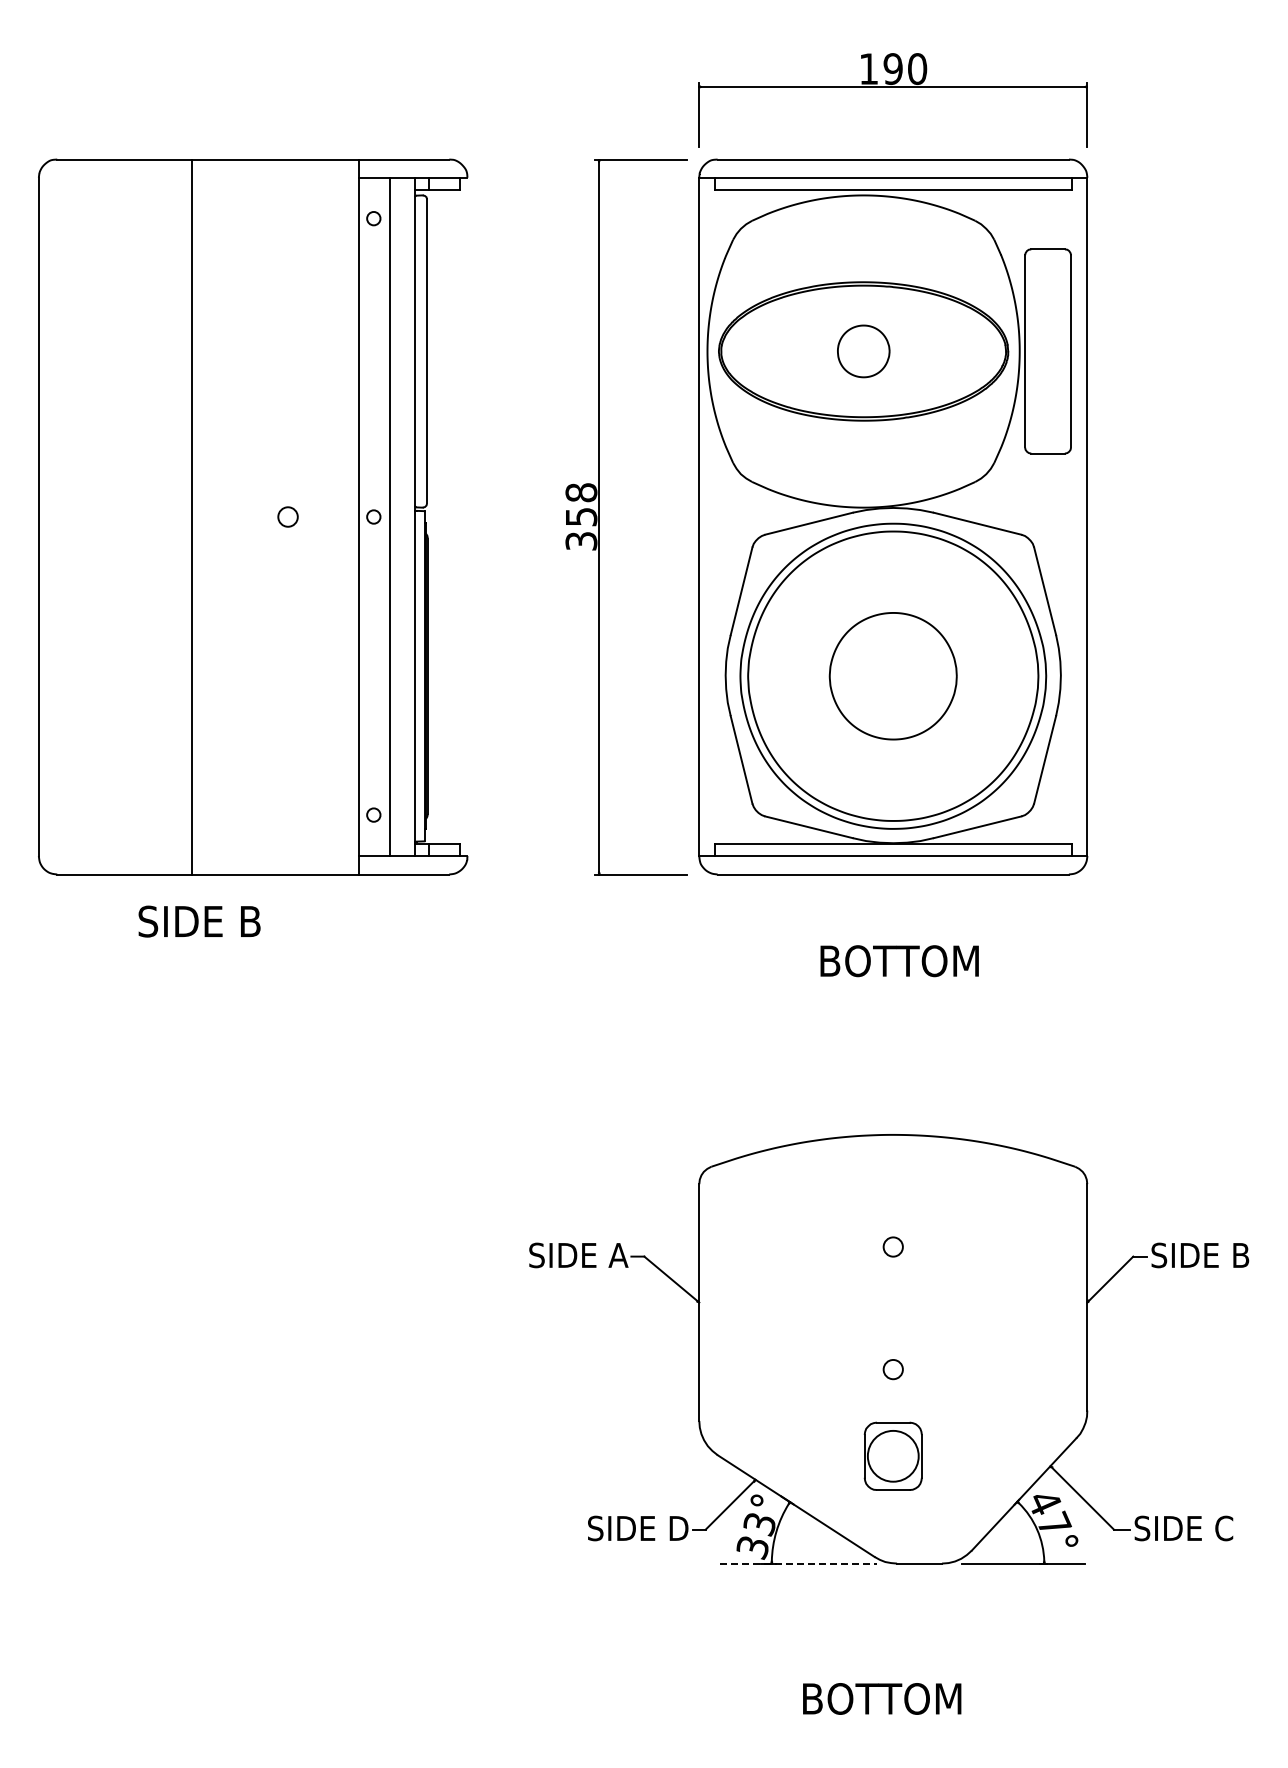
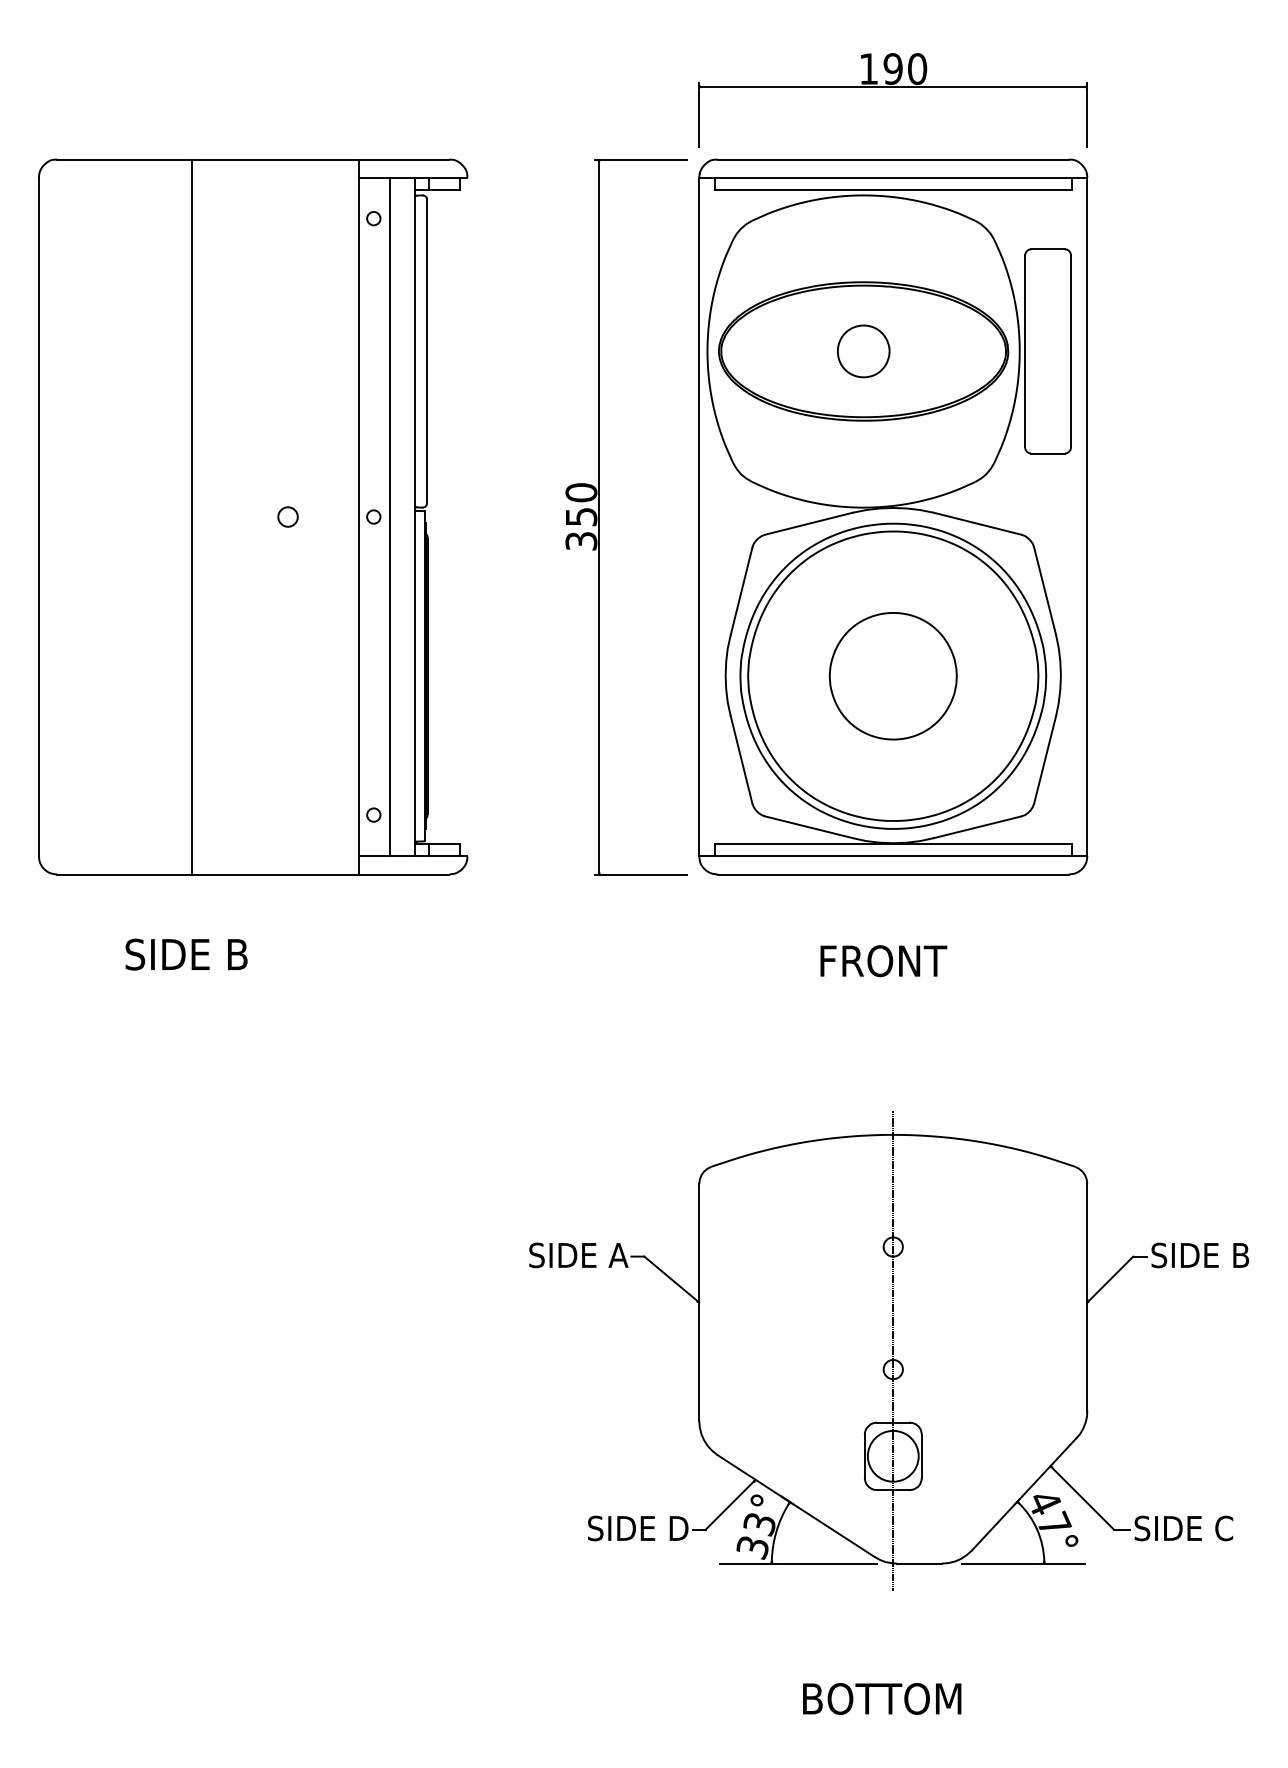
text: 358 -> 350 (581, 492)
text position: (199, 921) -> (186, 954) (186, 954)
text: BOTTOM -> FRONT (901, 961)
line: none -> present (893, 1351)
line: dashed -> solid (798, 1563)
